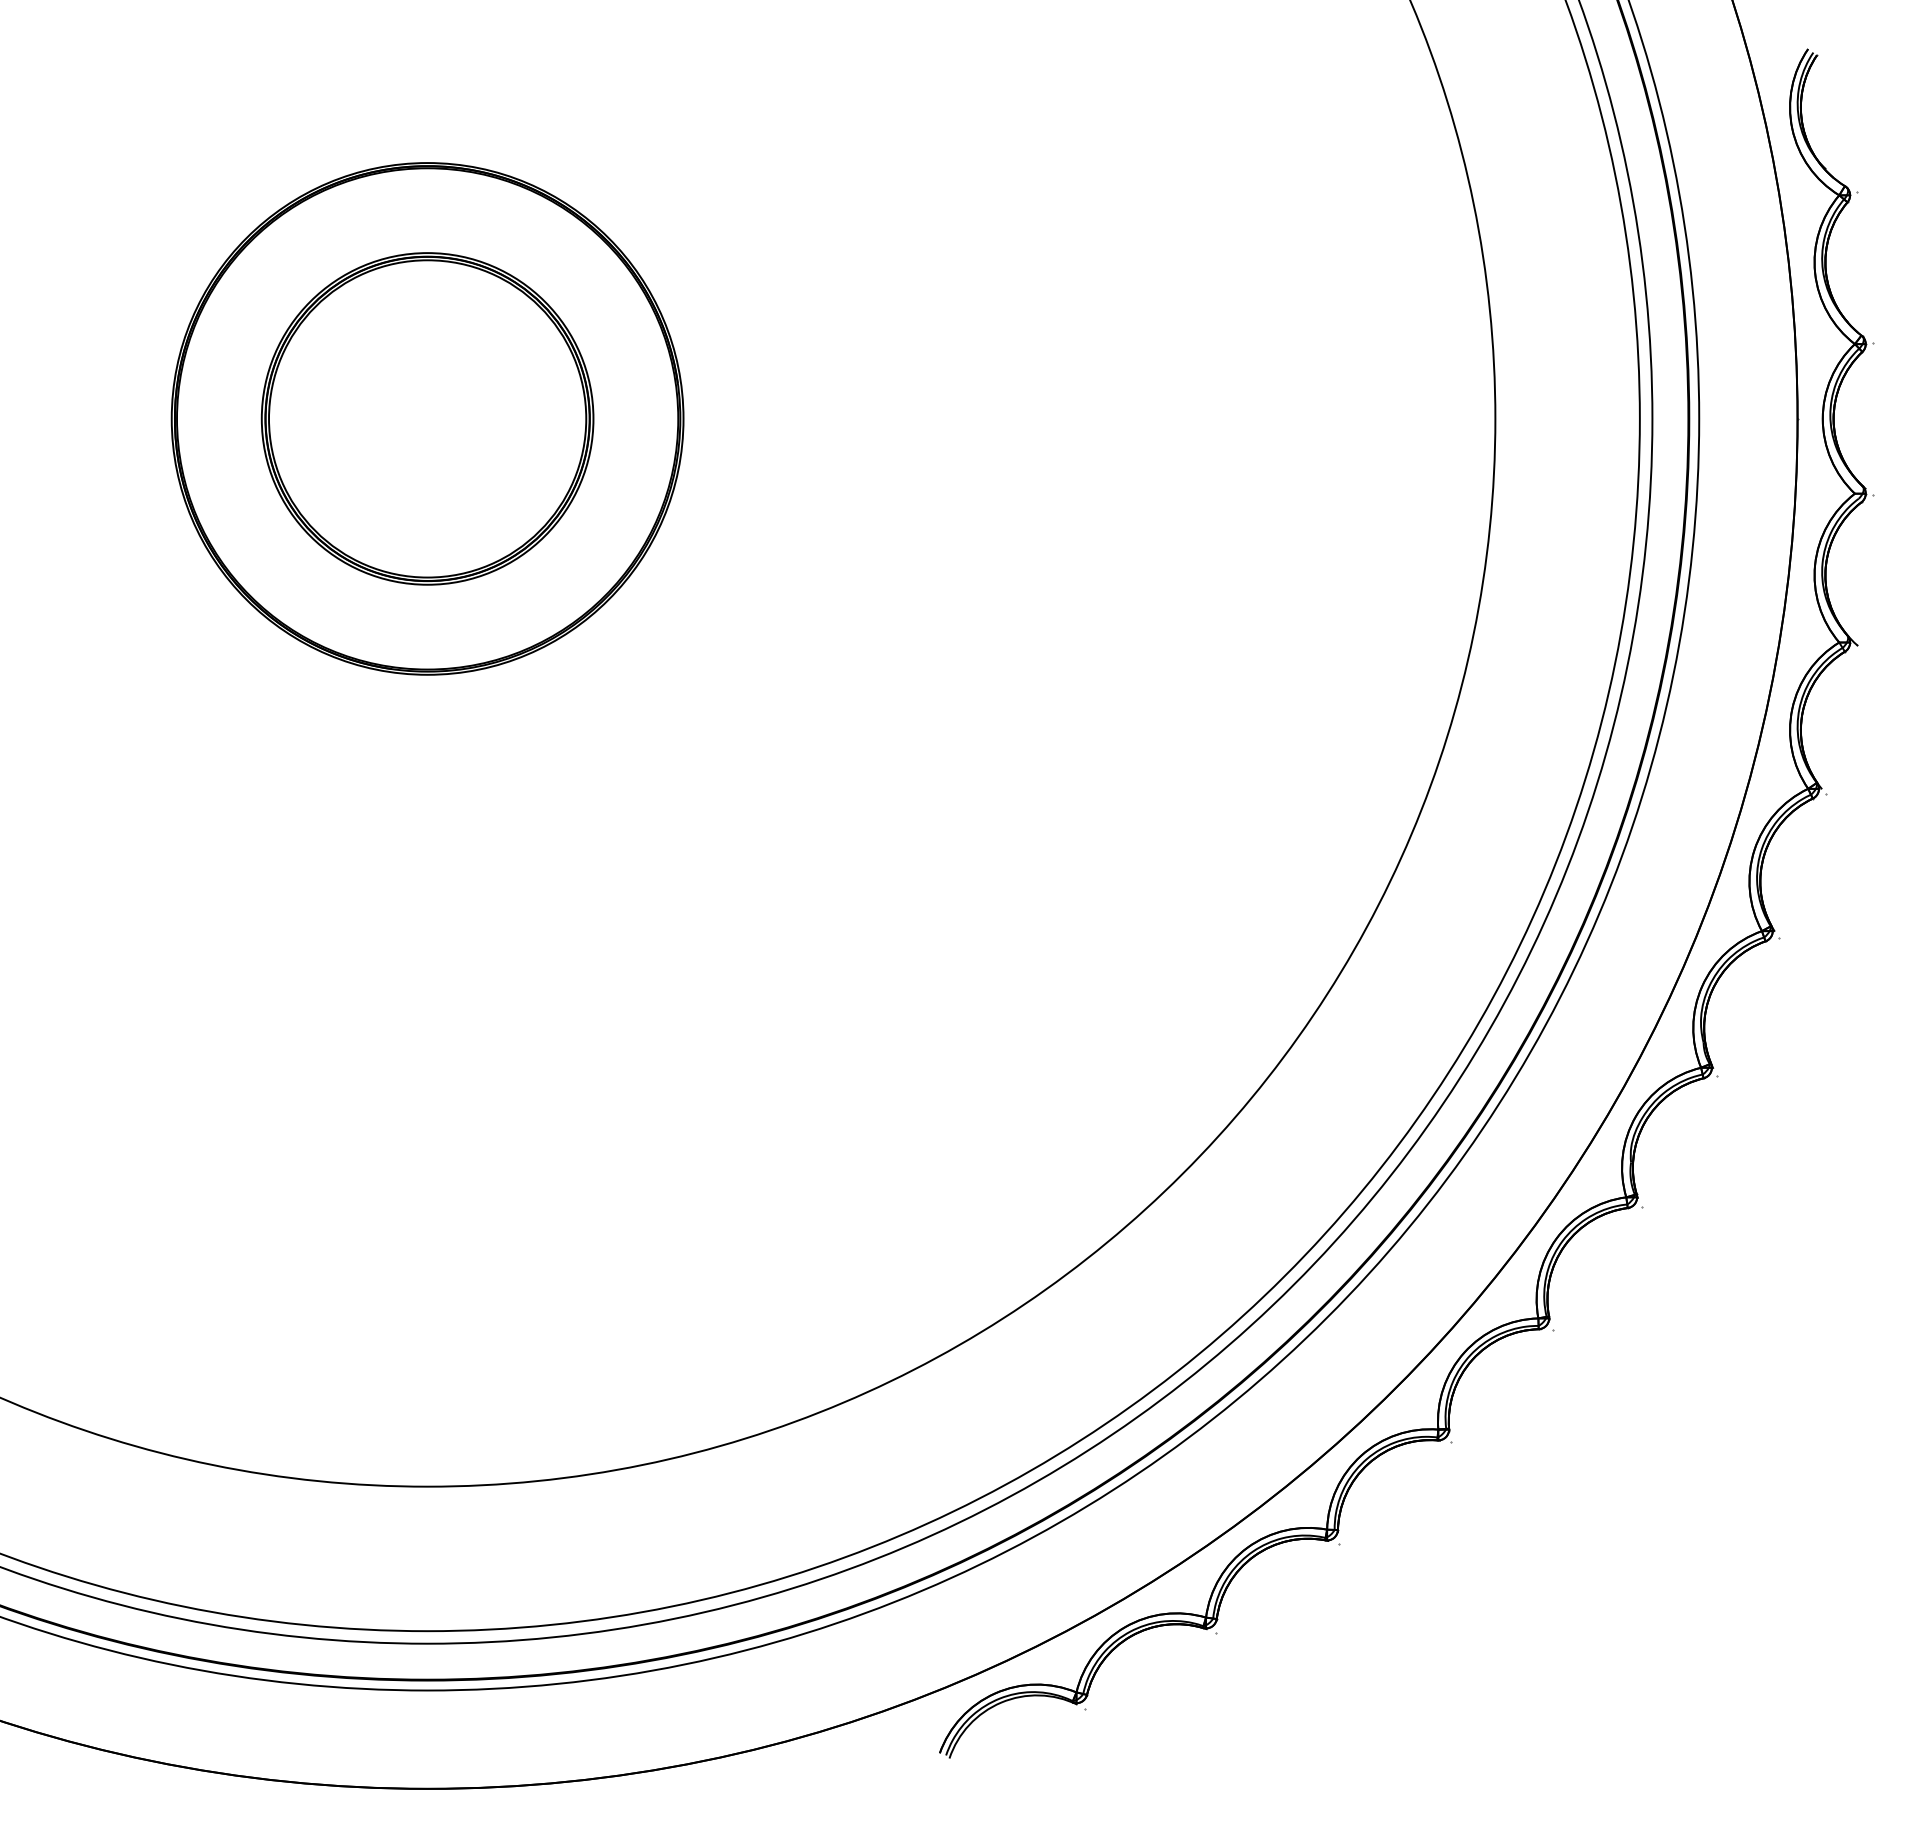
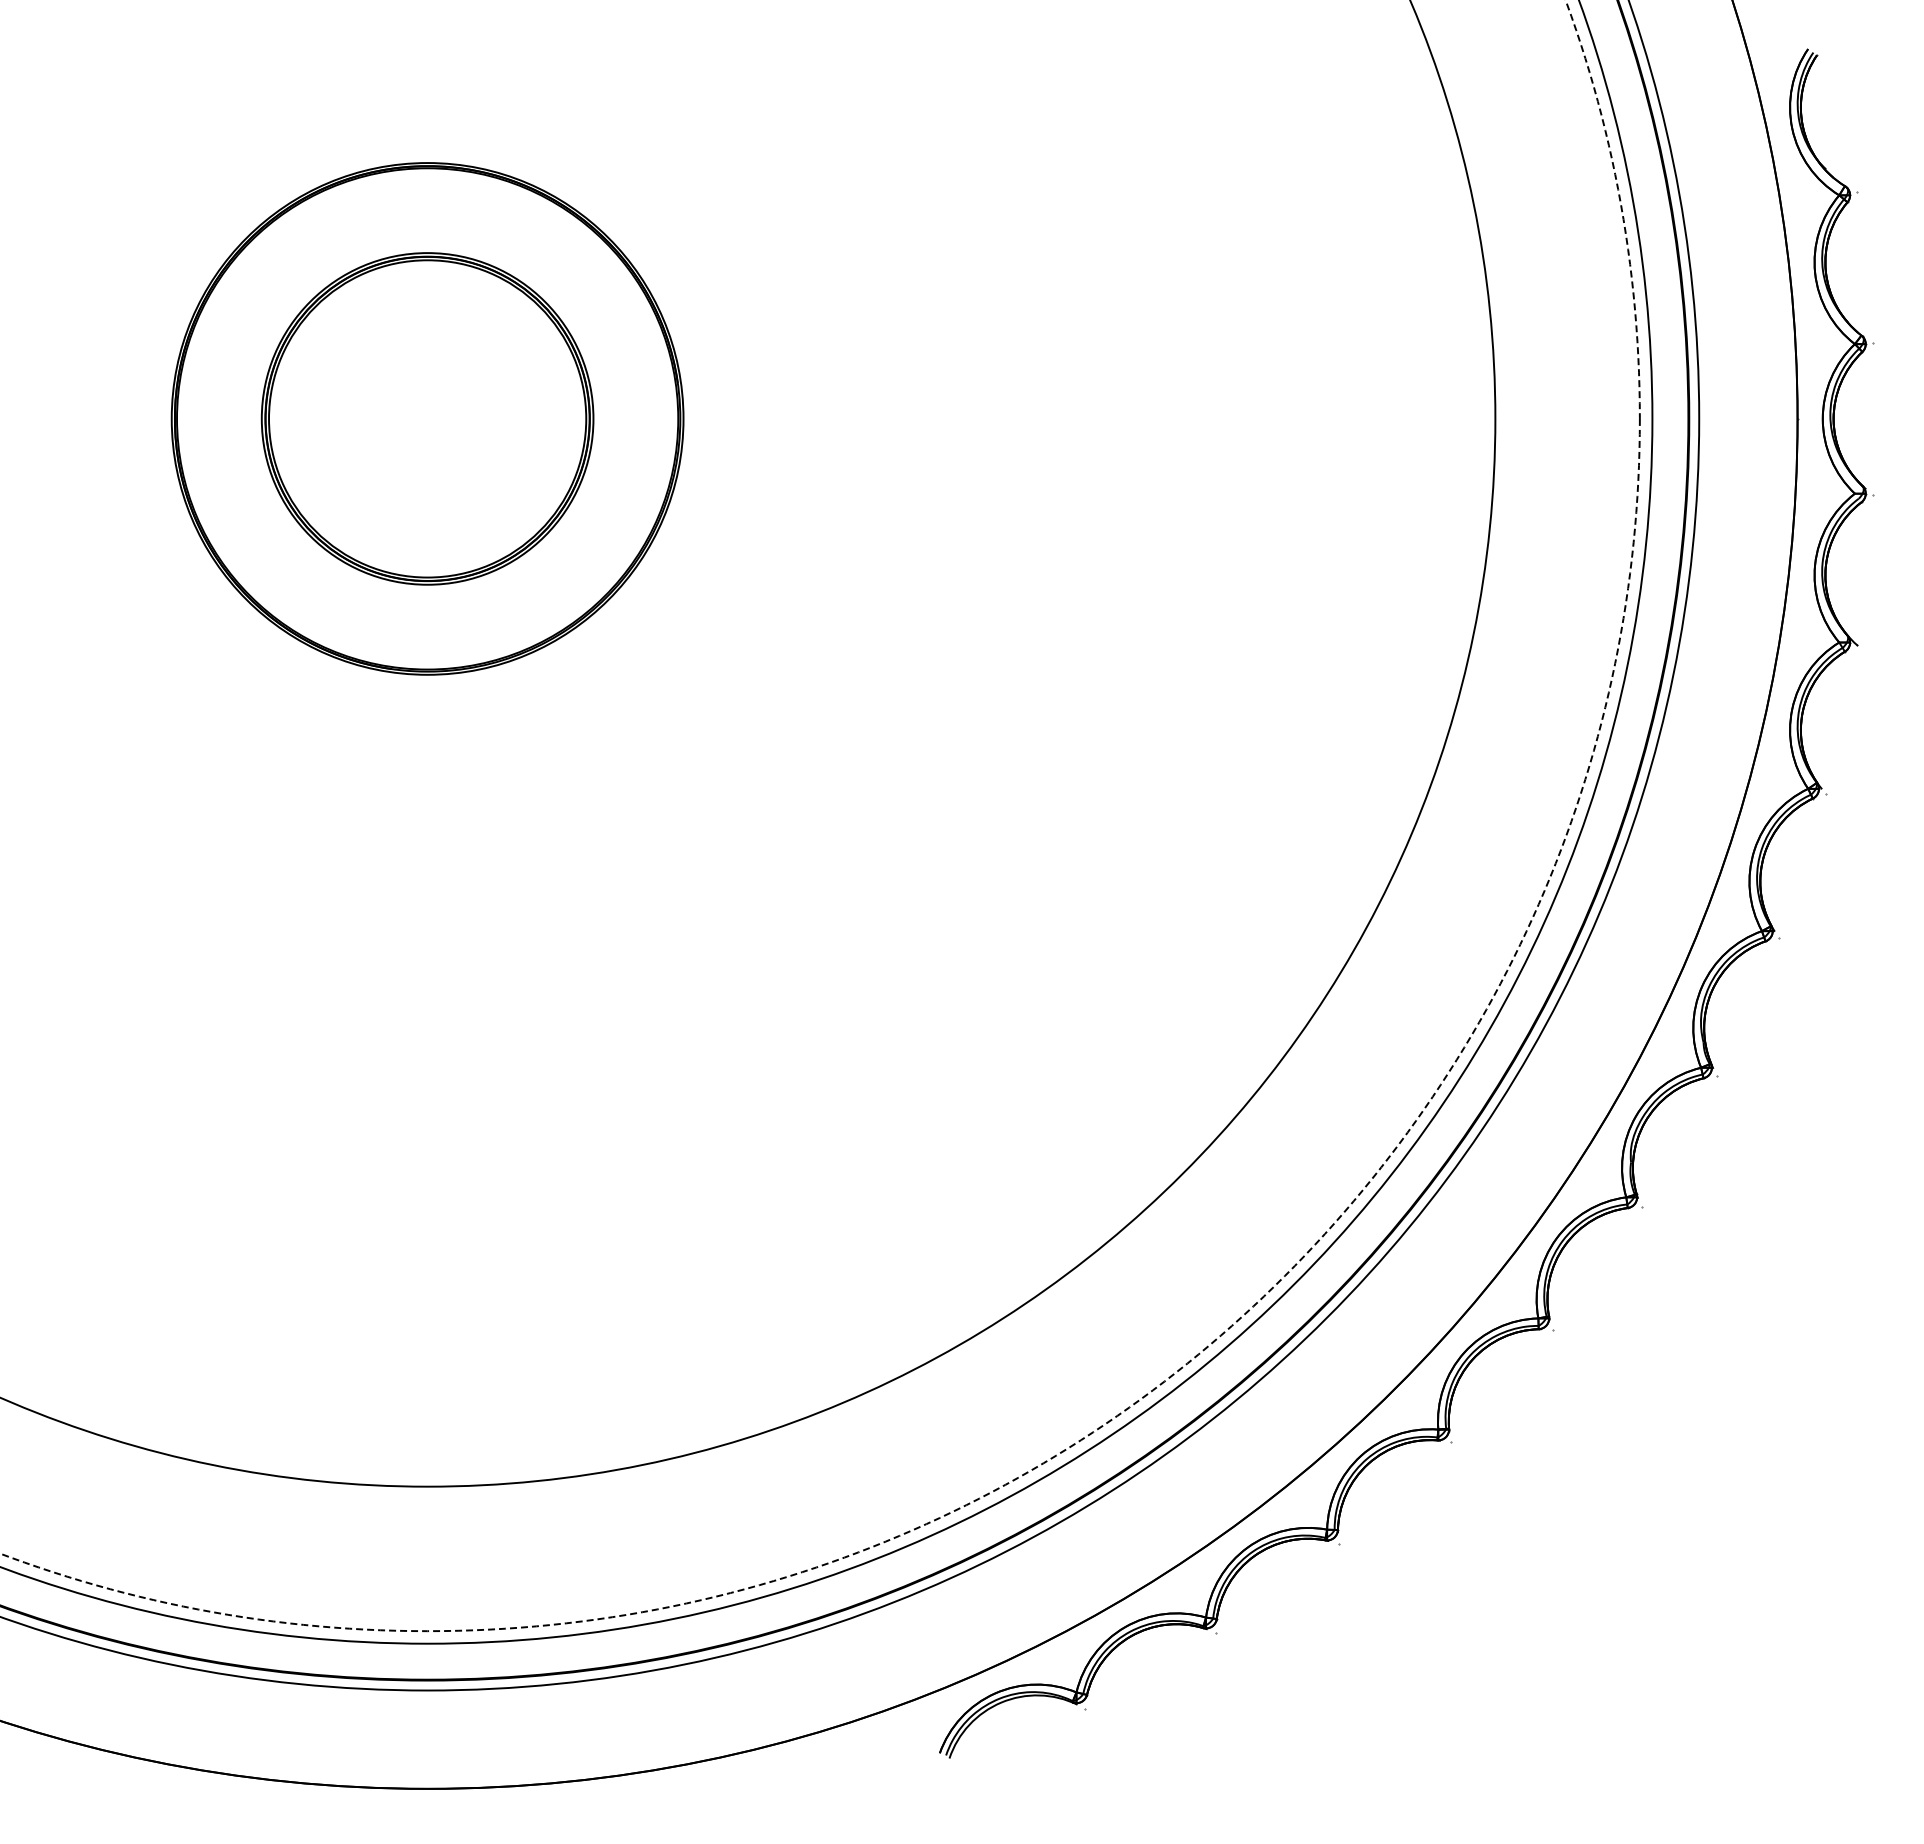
circle: solid -> dashed (819, 815)
